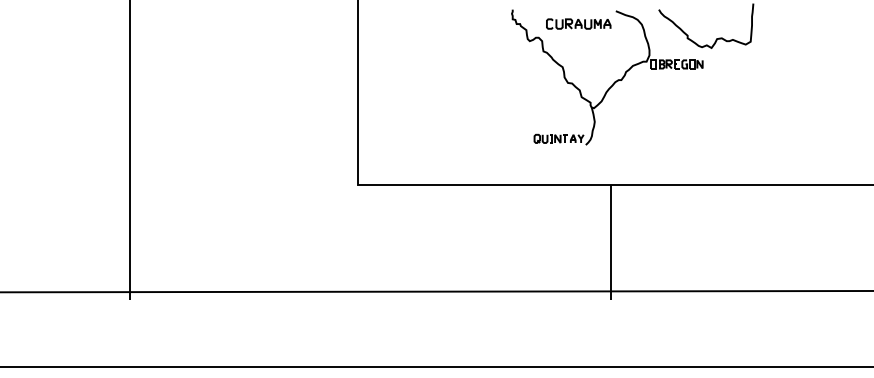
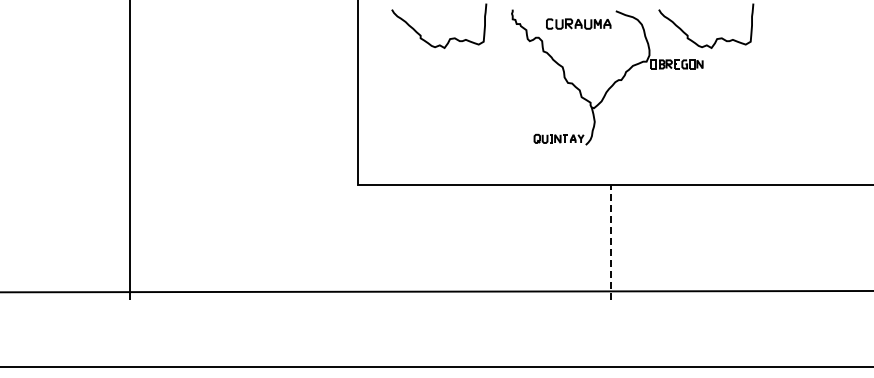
curve: none -> present (449, 38)
line: solid -> dashed (611, 241)
